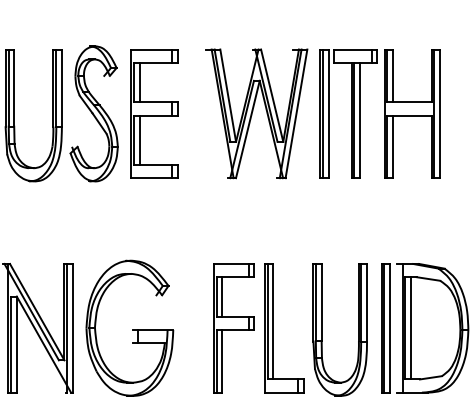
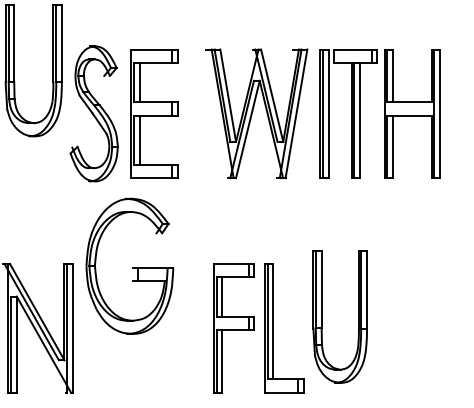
part position: (14, 115) -> (14, 70) (14, 70)
part position: (129, 327) -> (129, 265) (129, 265)
part: present -> none (425, 328)
part position: (322, 329) -> (322, 316) (322, 316)
